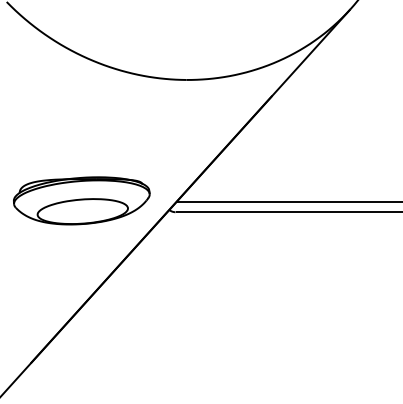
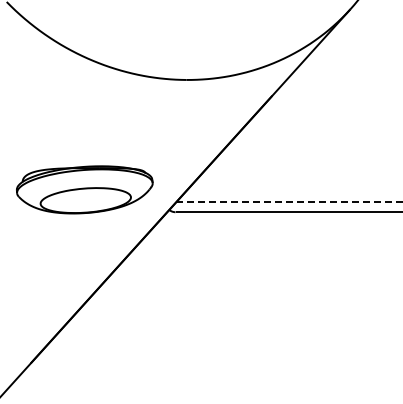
part position: (81, 200) -> (84, 189) (84, 189)
line: solid -> dashed (289, 202)
